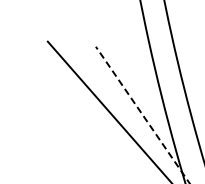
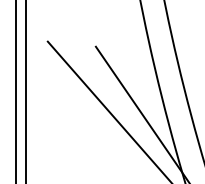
line: none -> present (15, 91)
line: none -> present (26, 91)
line: dashed -> solid (142, 115)
